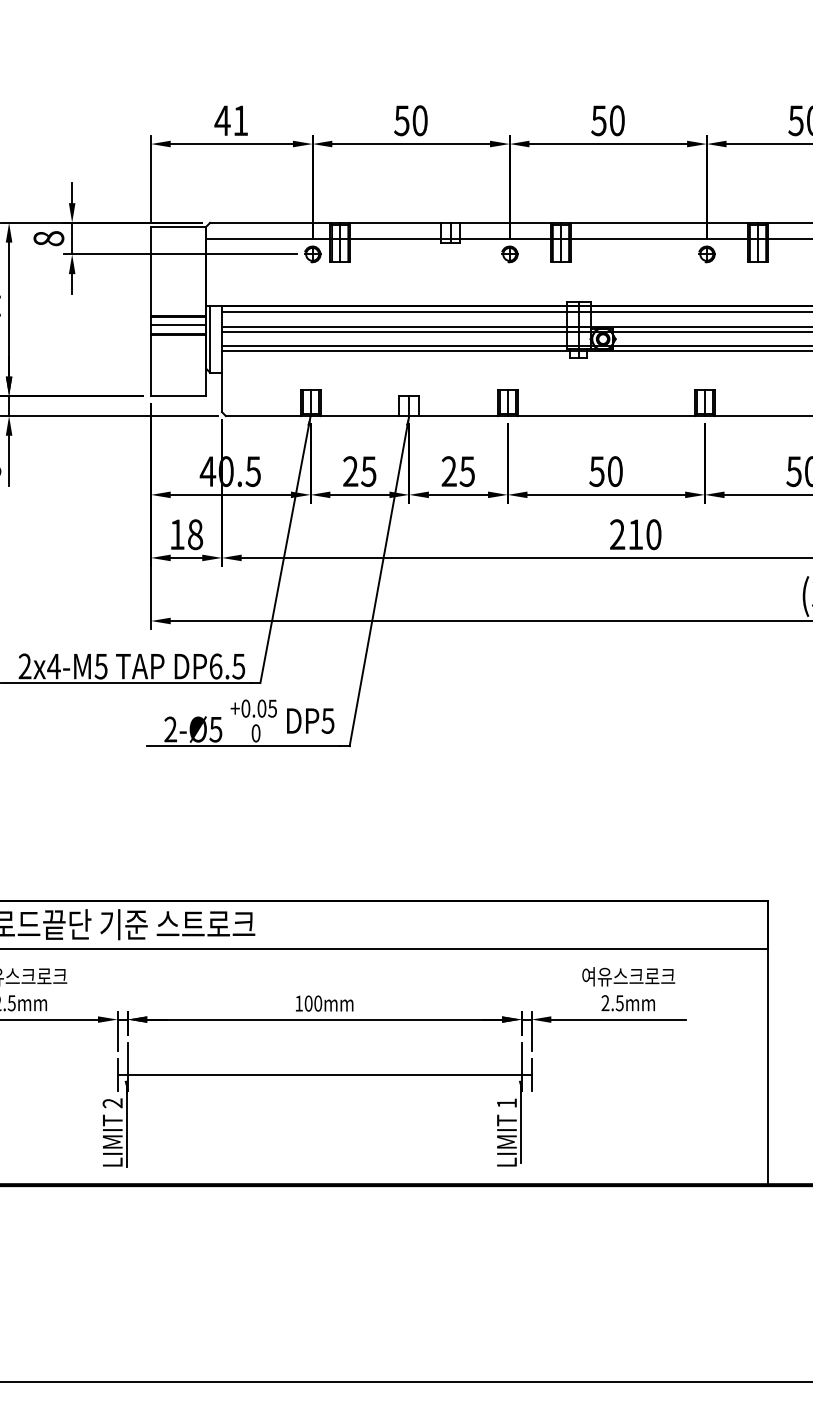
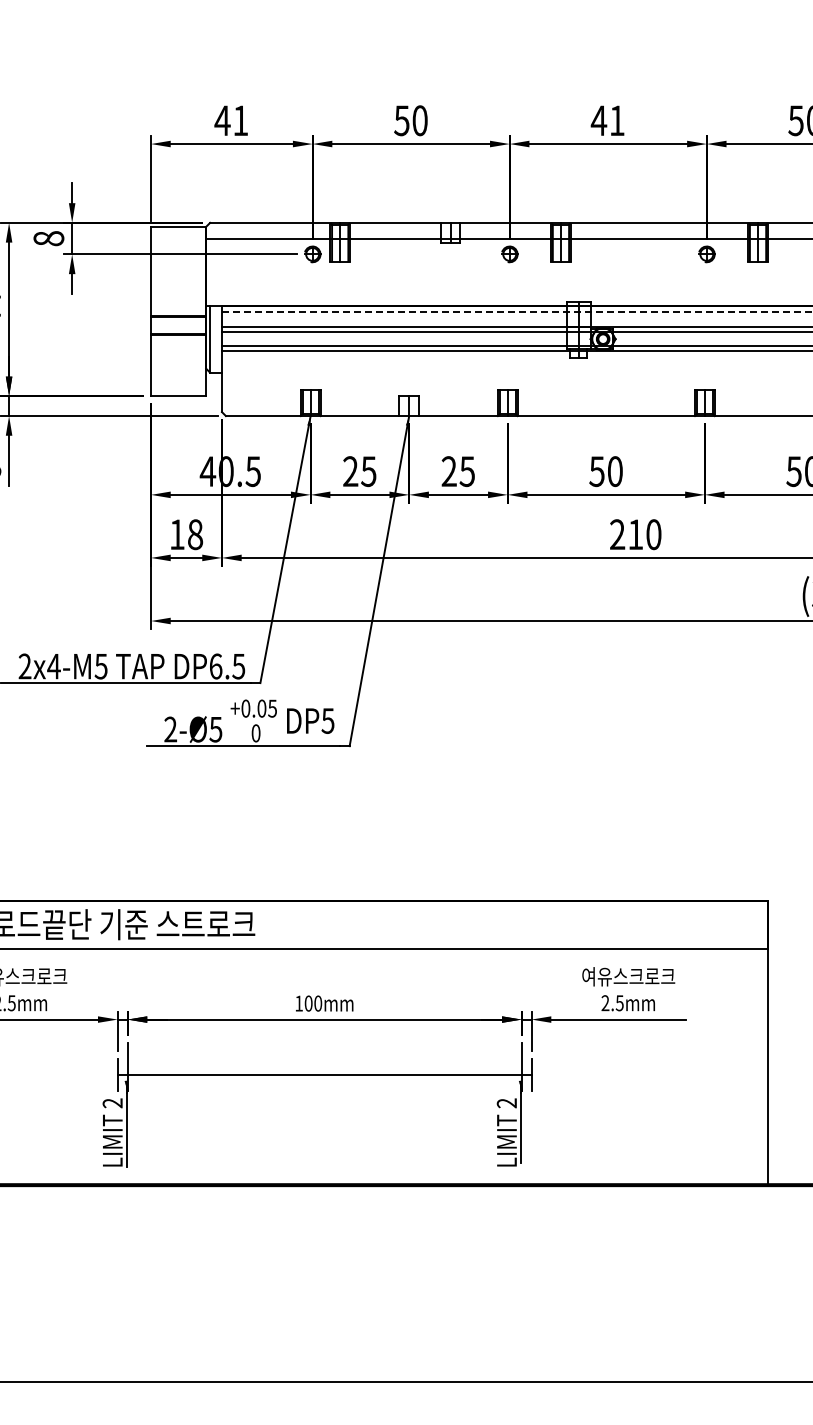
text: 50 -> 41 (607, 120)
line: solid -> dashed (517, 311)
line: present -> none (178, 325)
text: 1 -> 2 (506, 1103)
